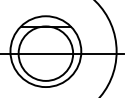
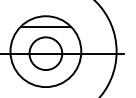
circle diameter: 54 px -> 33 px (45, 53)
